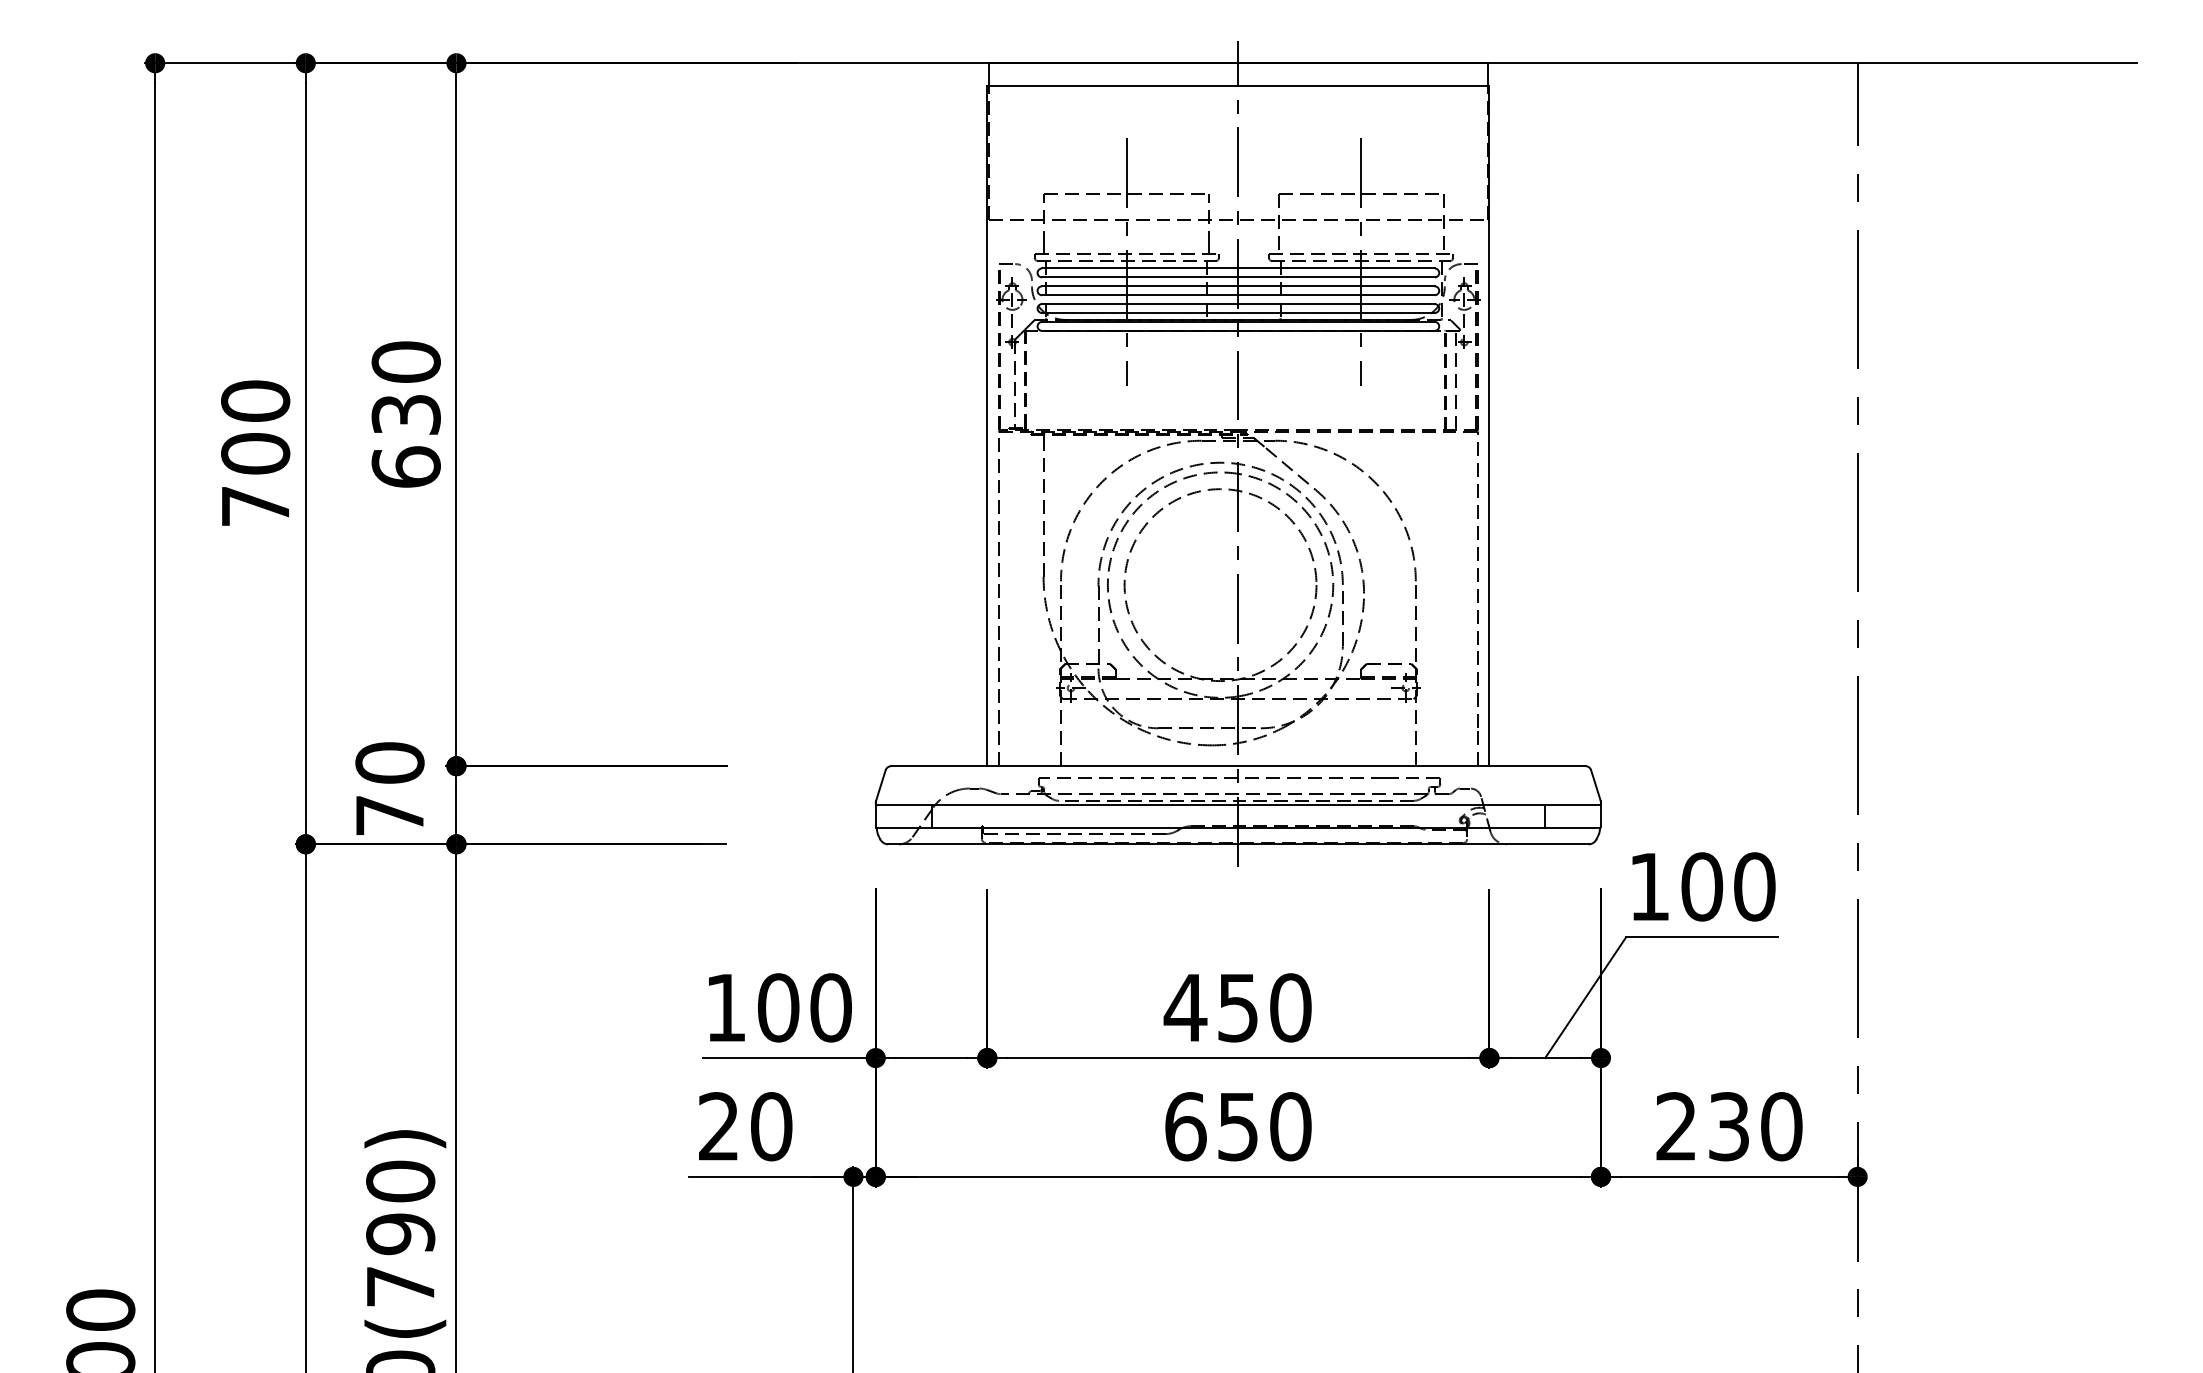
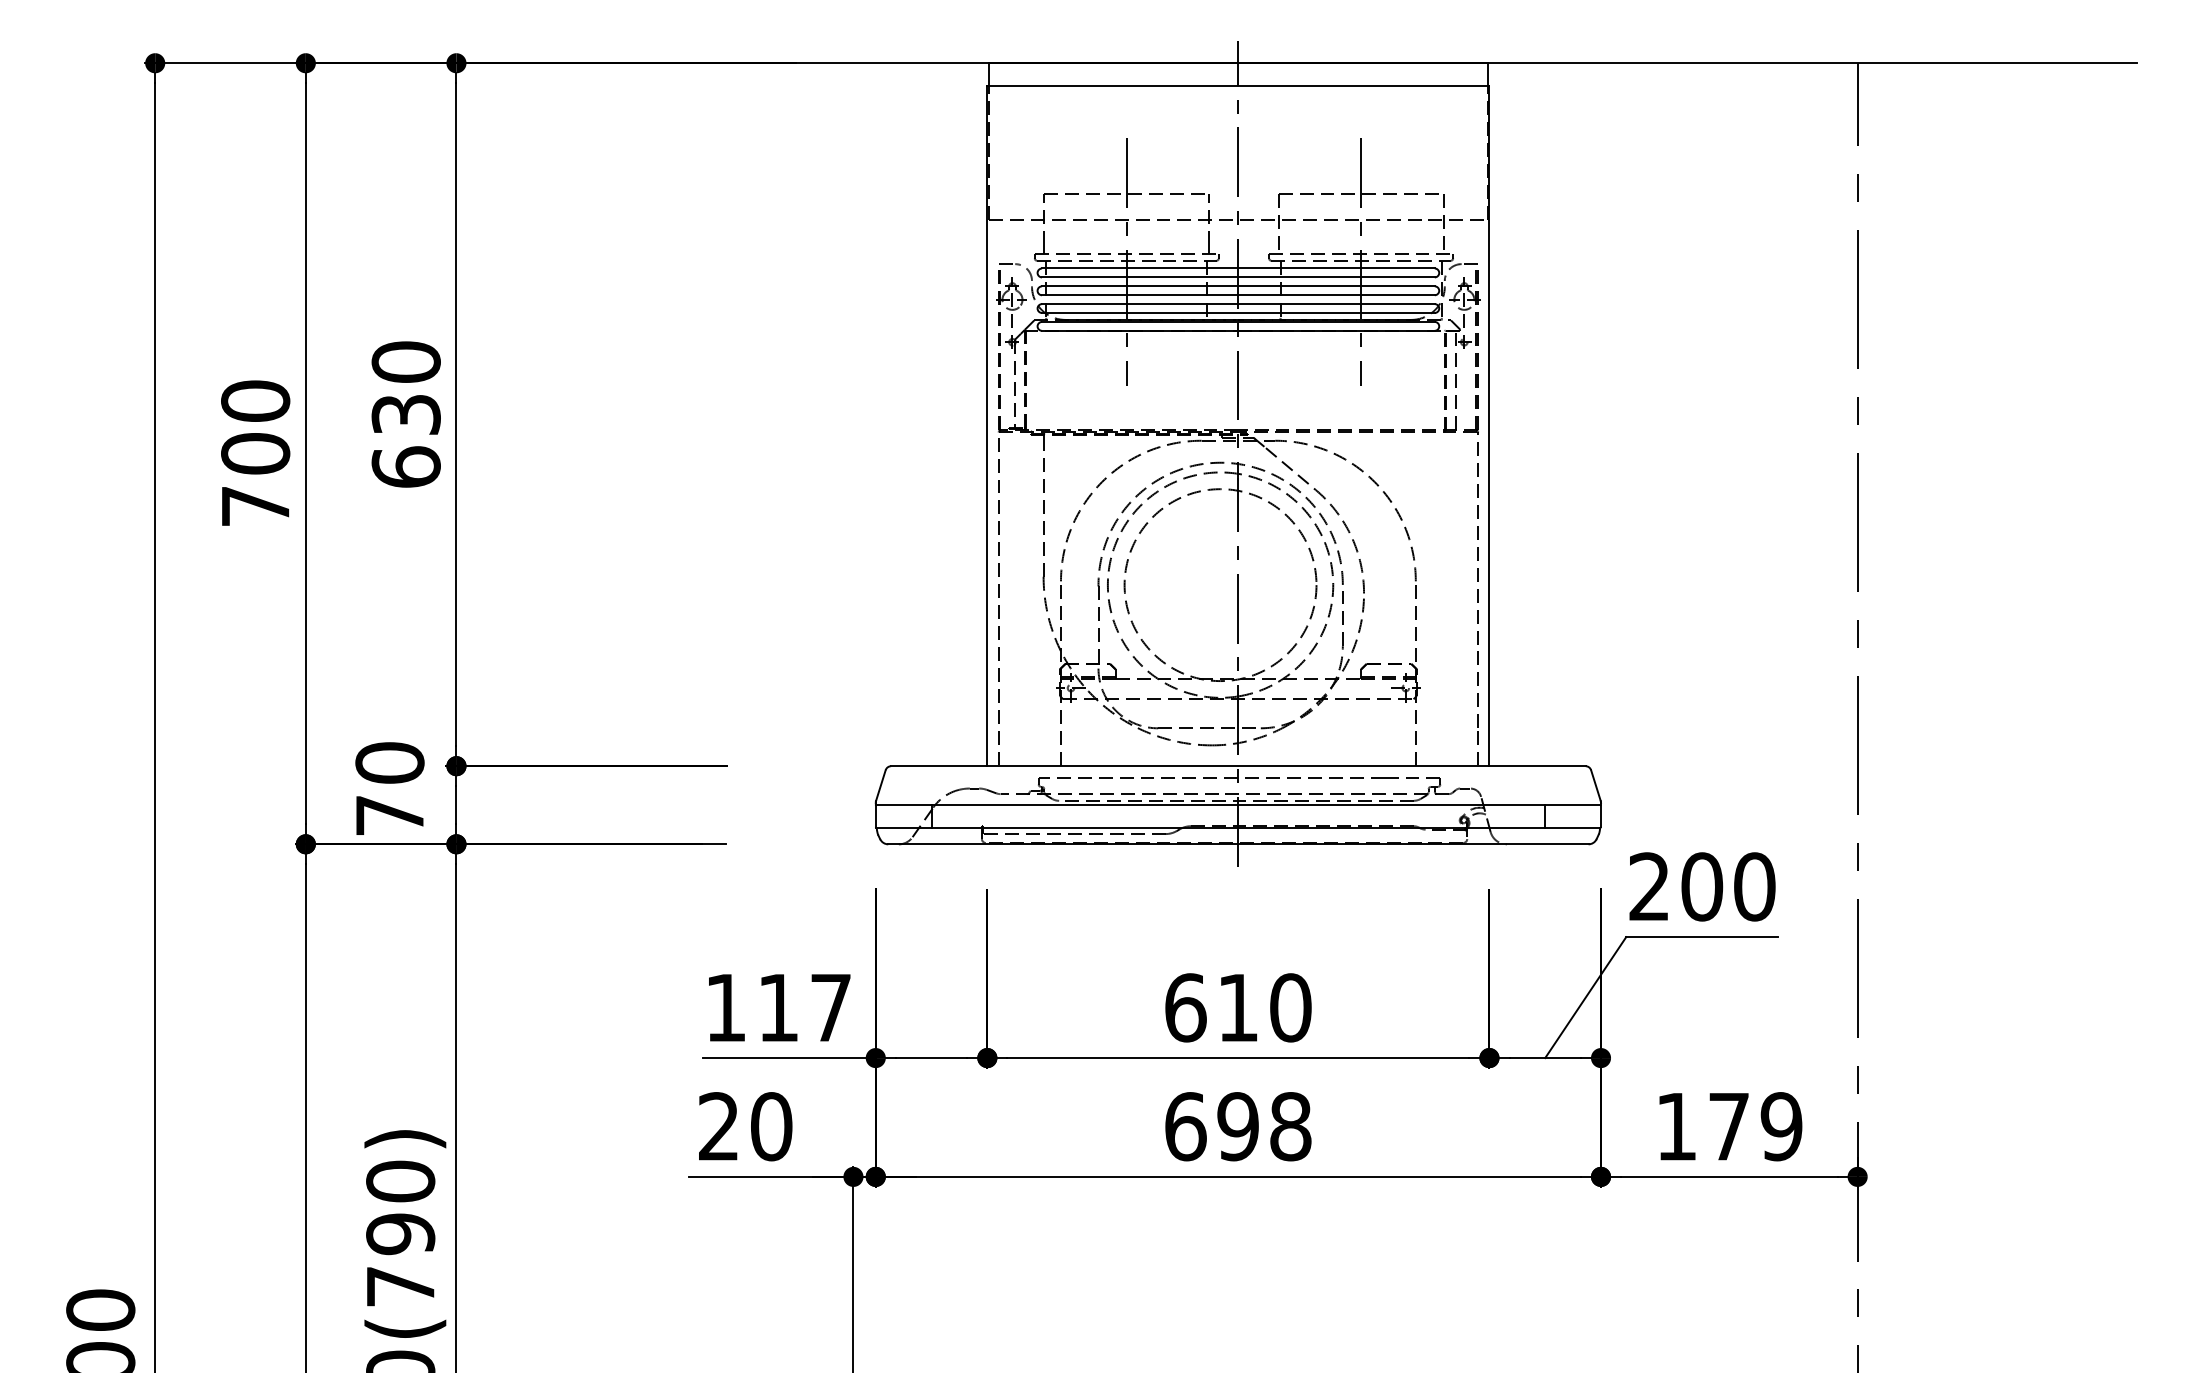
text: 100 -> 200 (1648, 886)
text: 100 -> 117 (804, 1007)
text: 450 -> 610 (1210, 1007)
text: 650 -> 698 (1264, 1126)
text: 230 -> 179 (1729, 1126)
